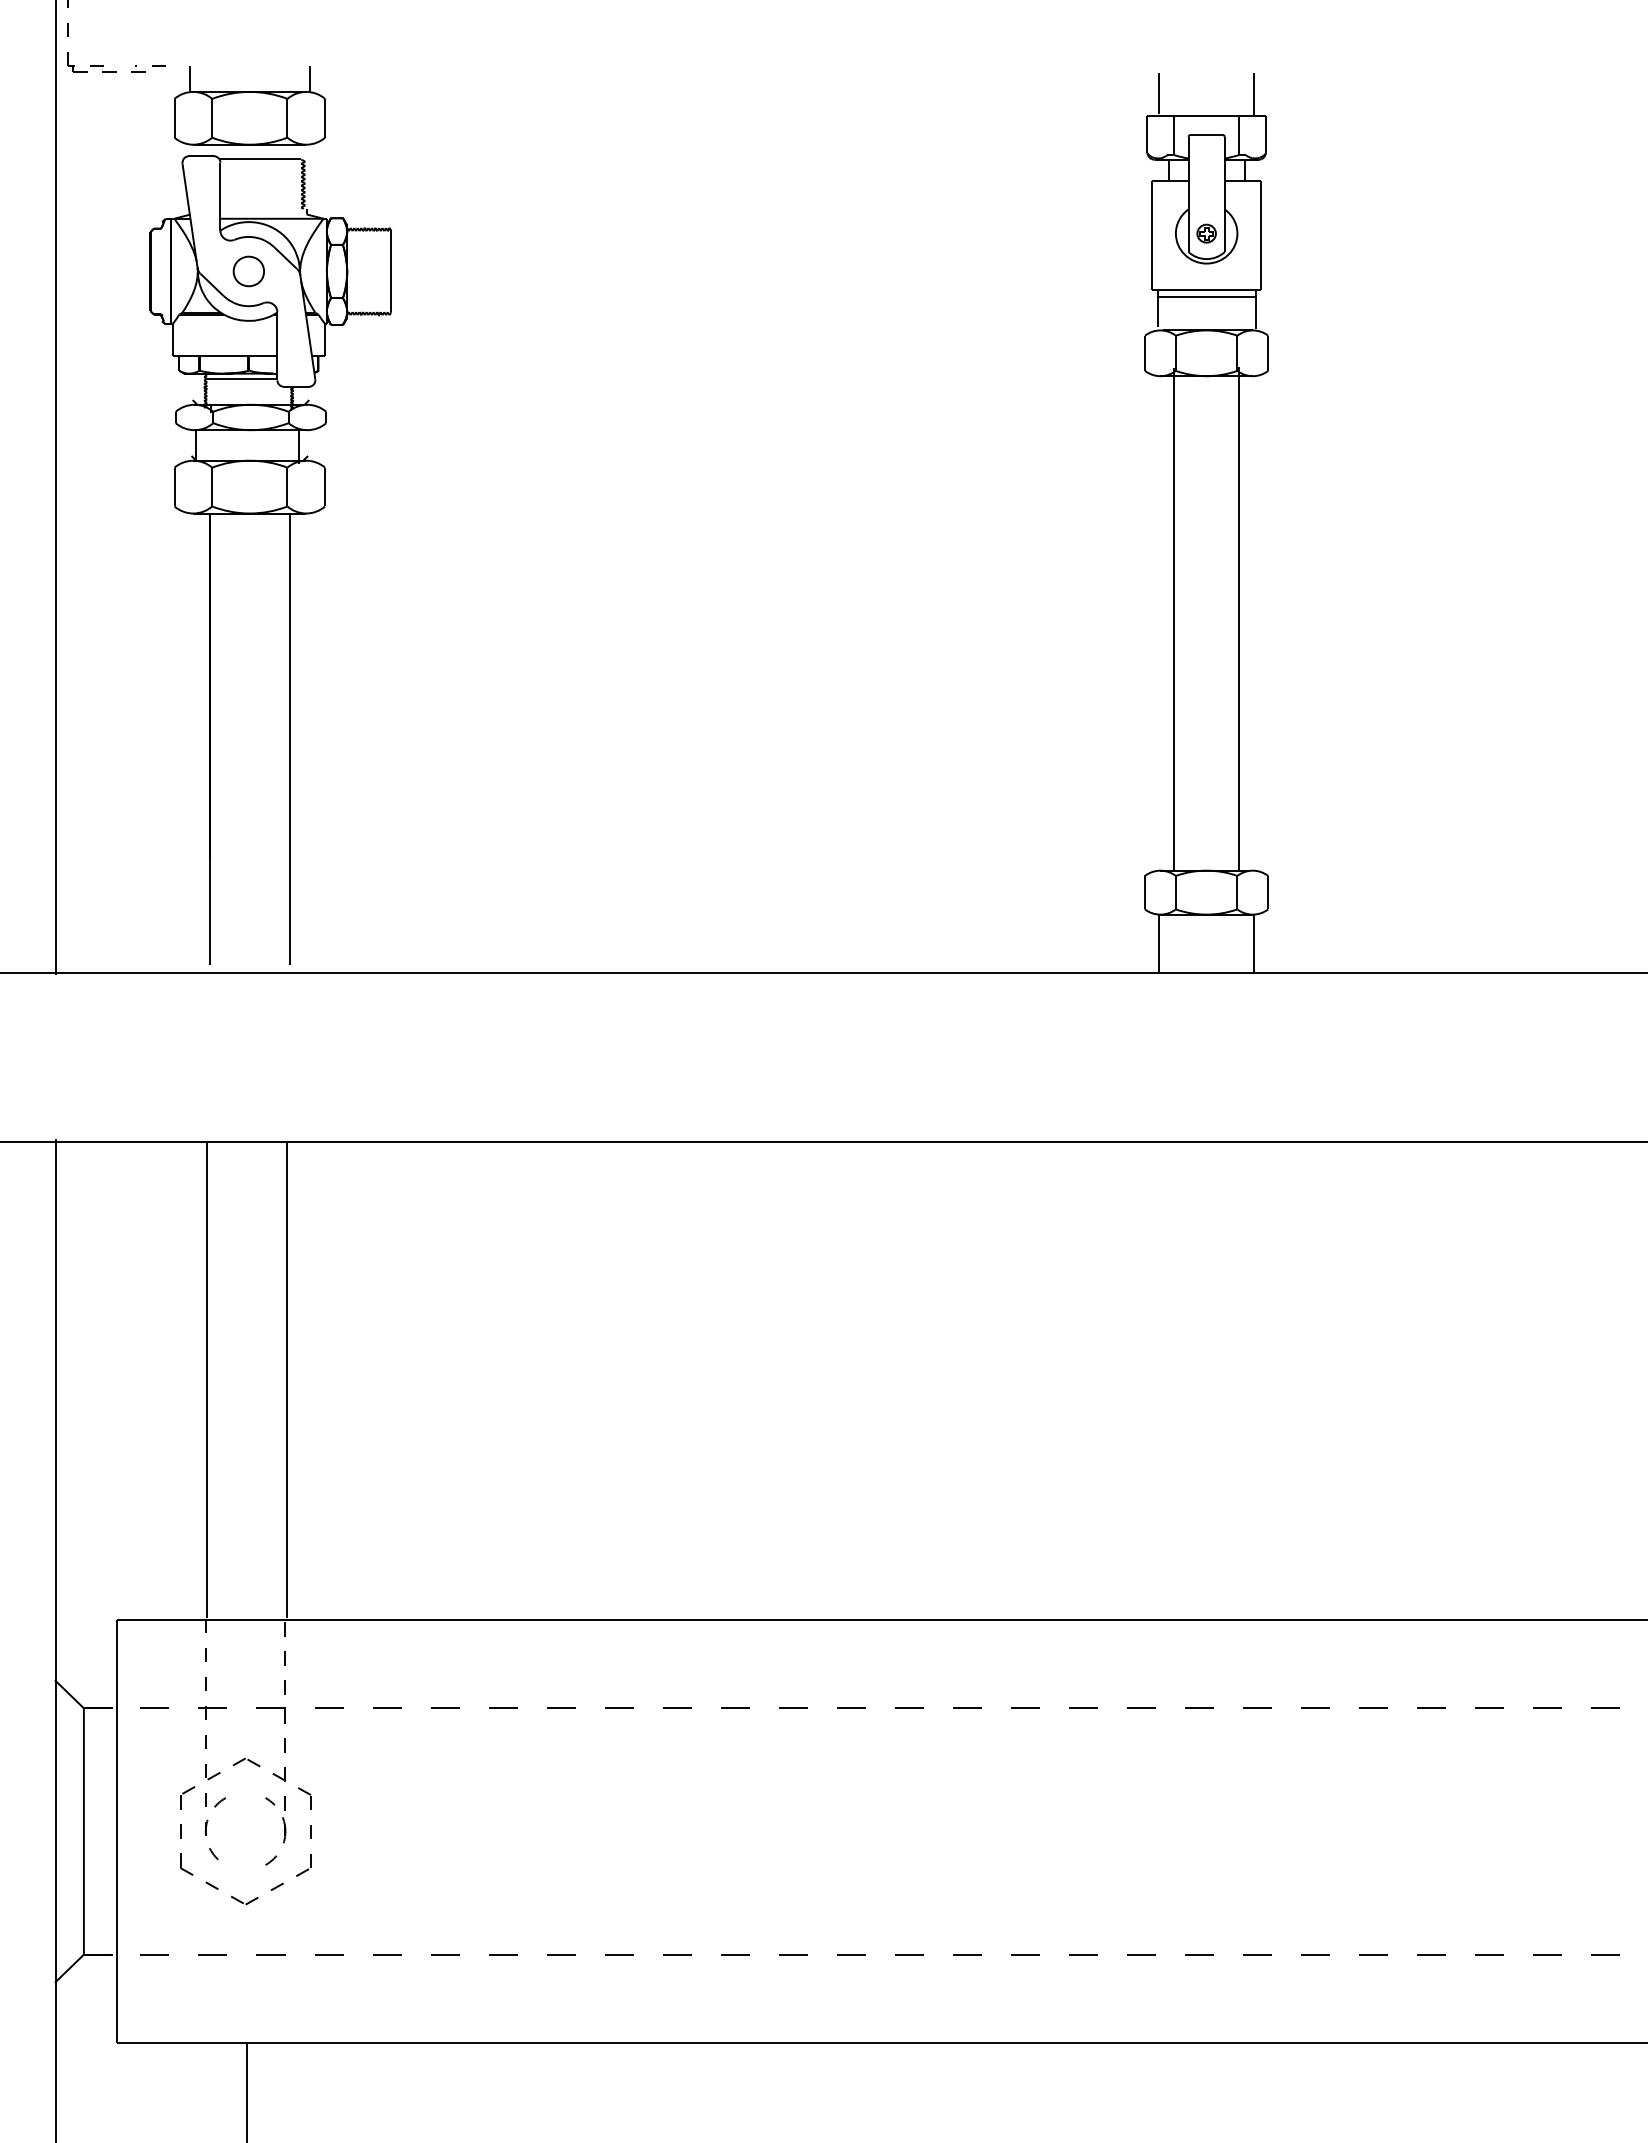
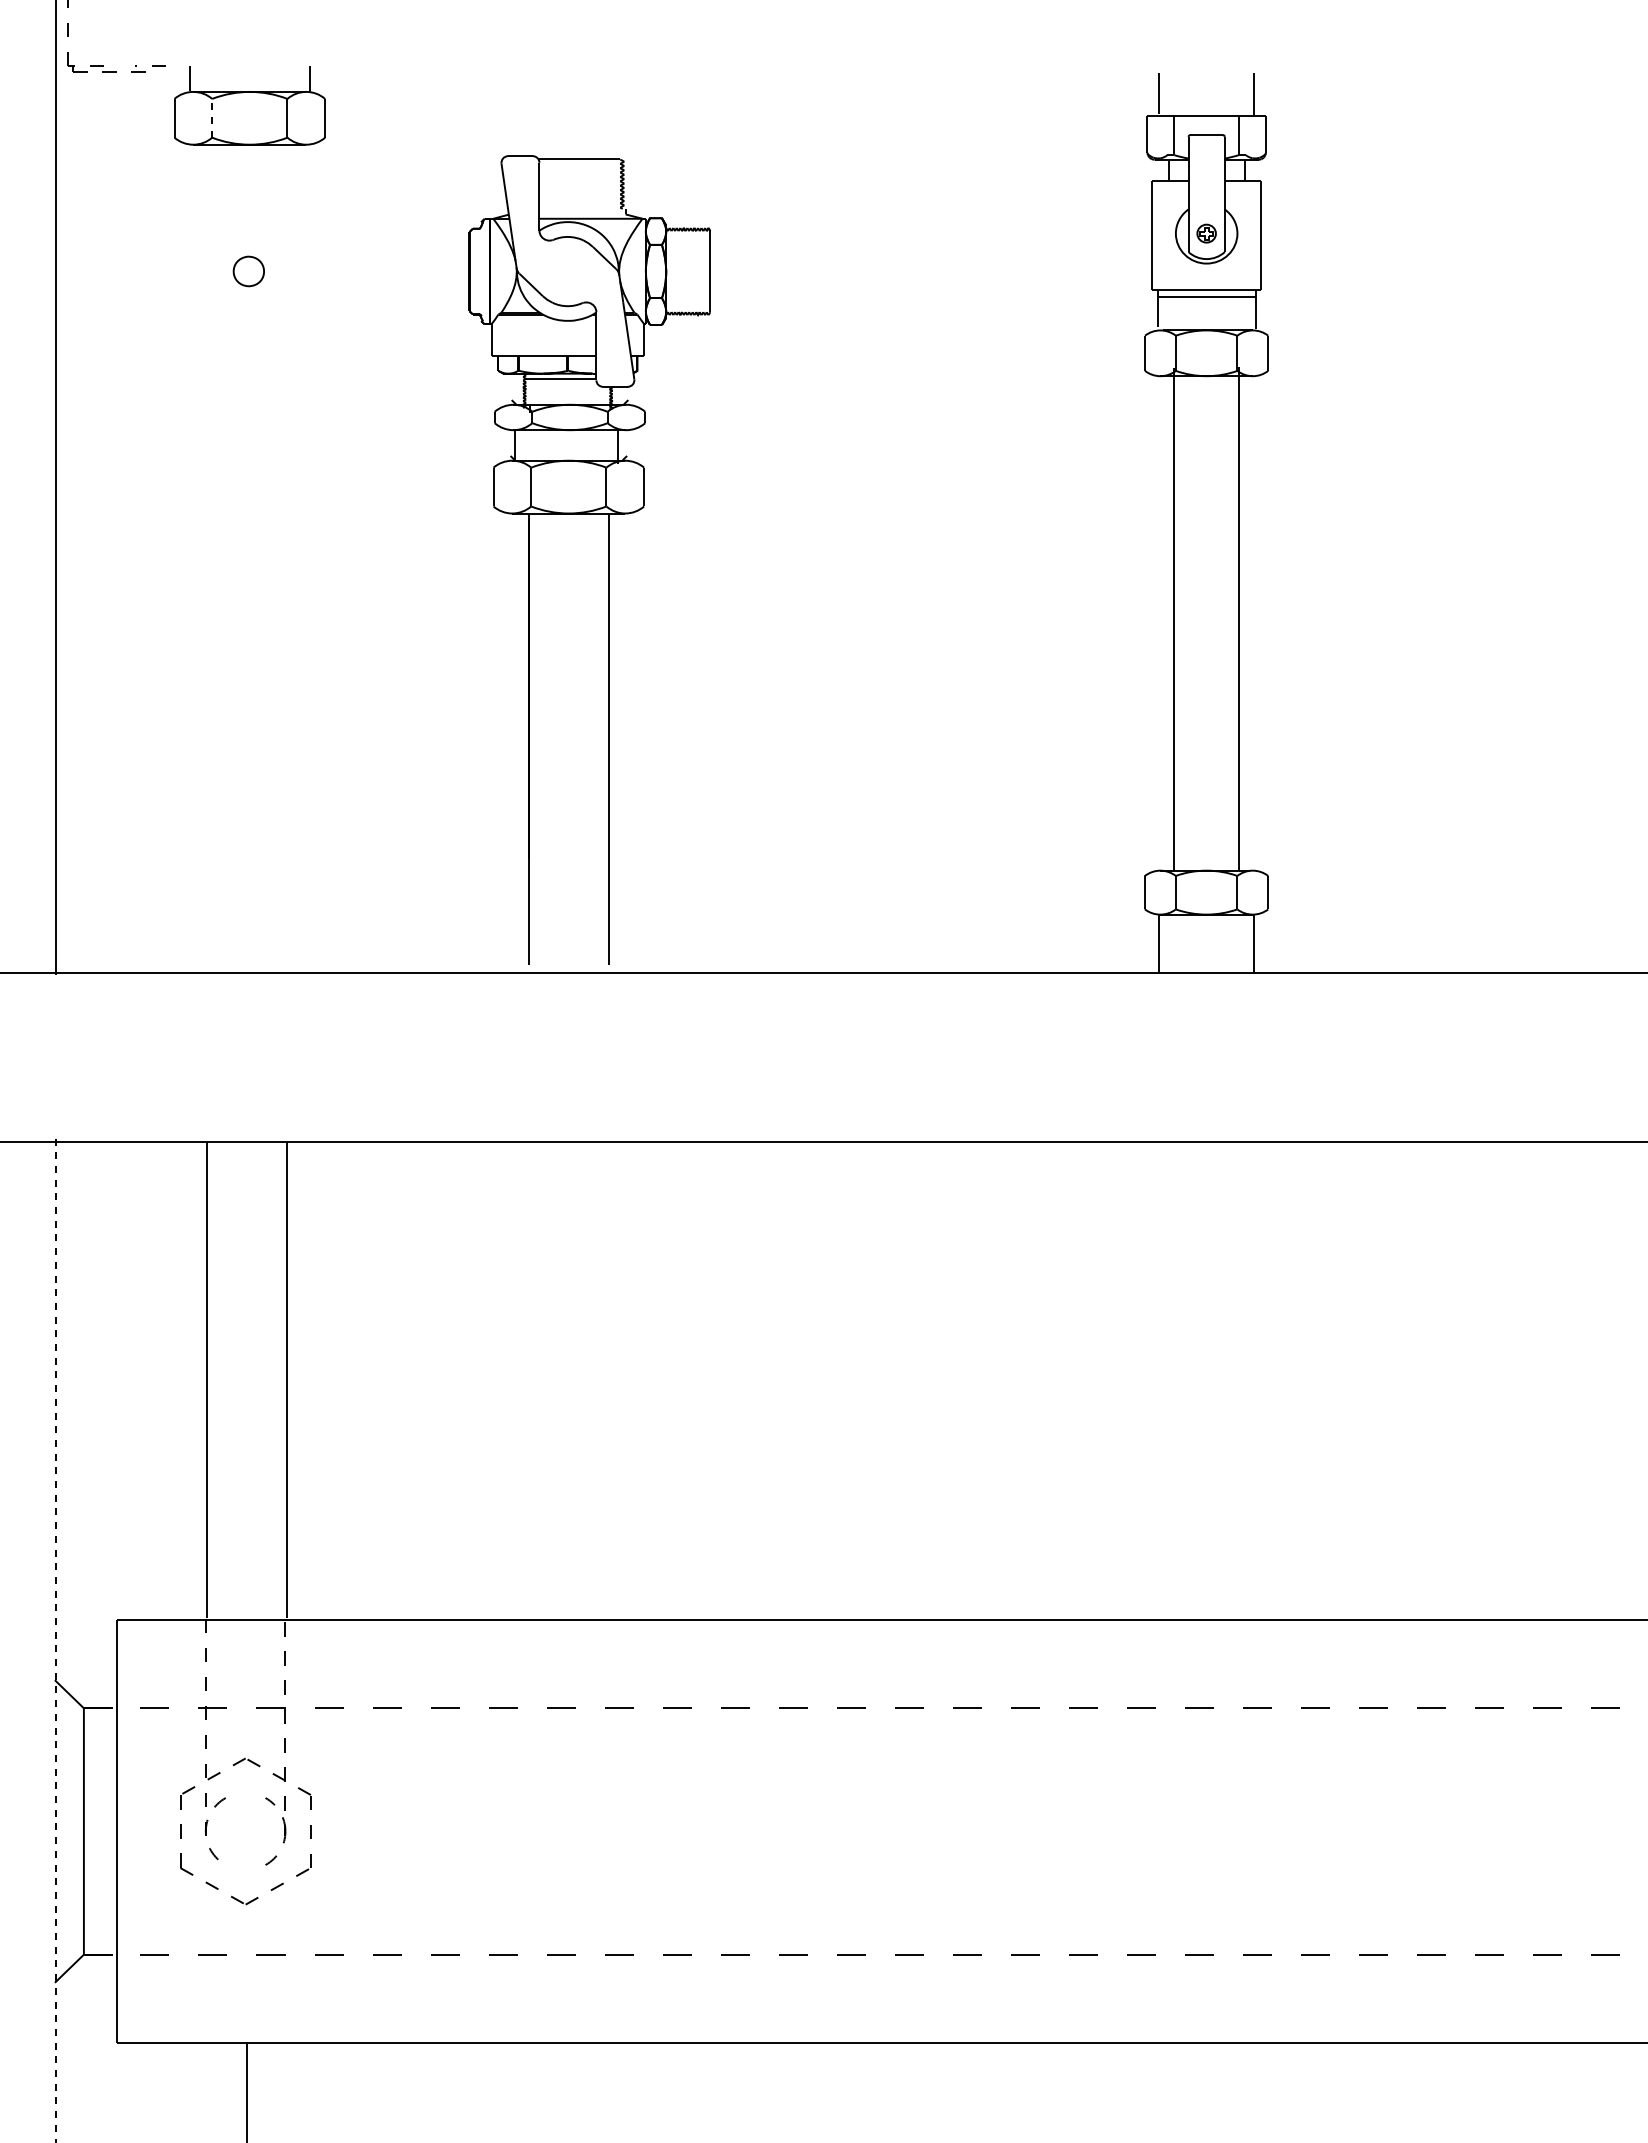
line: solid -> dashed (212, 117)
part position: (289, 559) -> (608, 559) (608, 559)
line: solid -> dashed (55, 1640)
